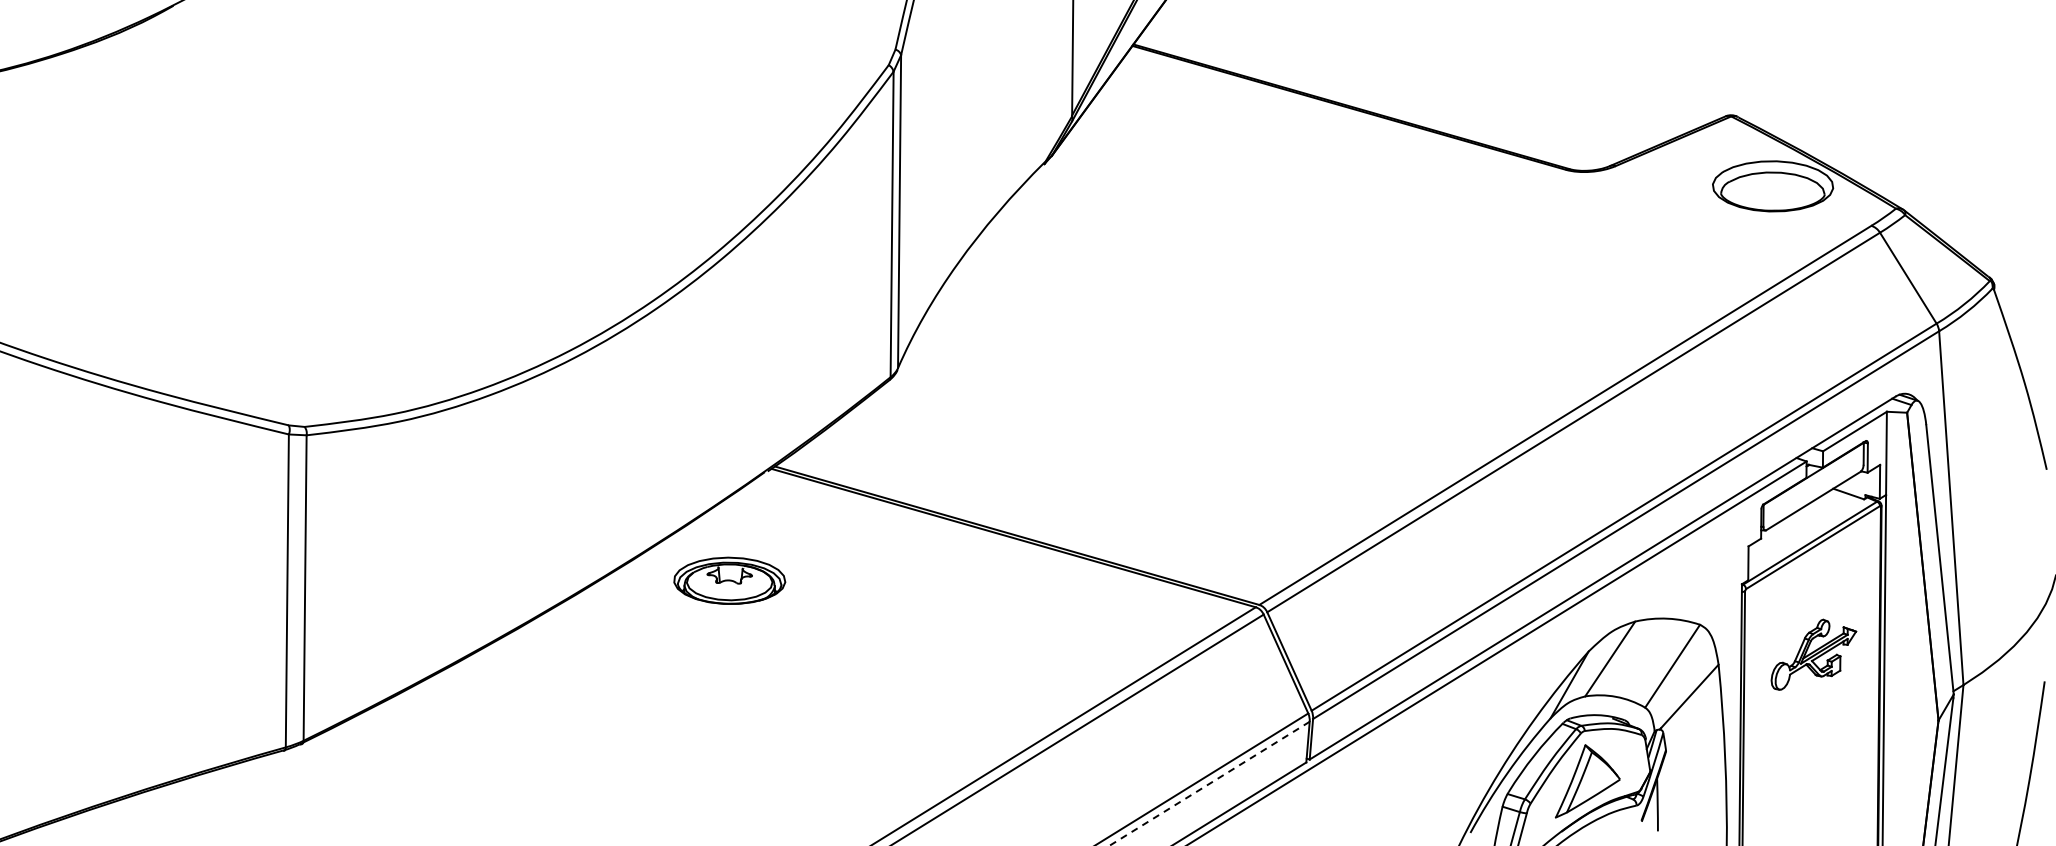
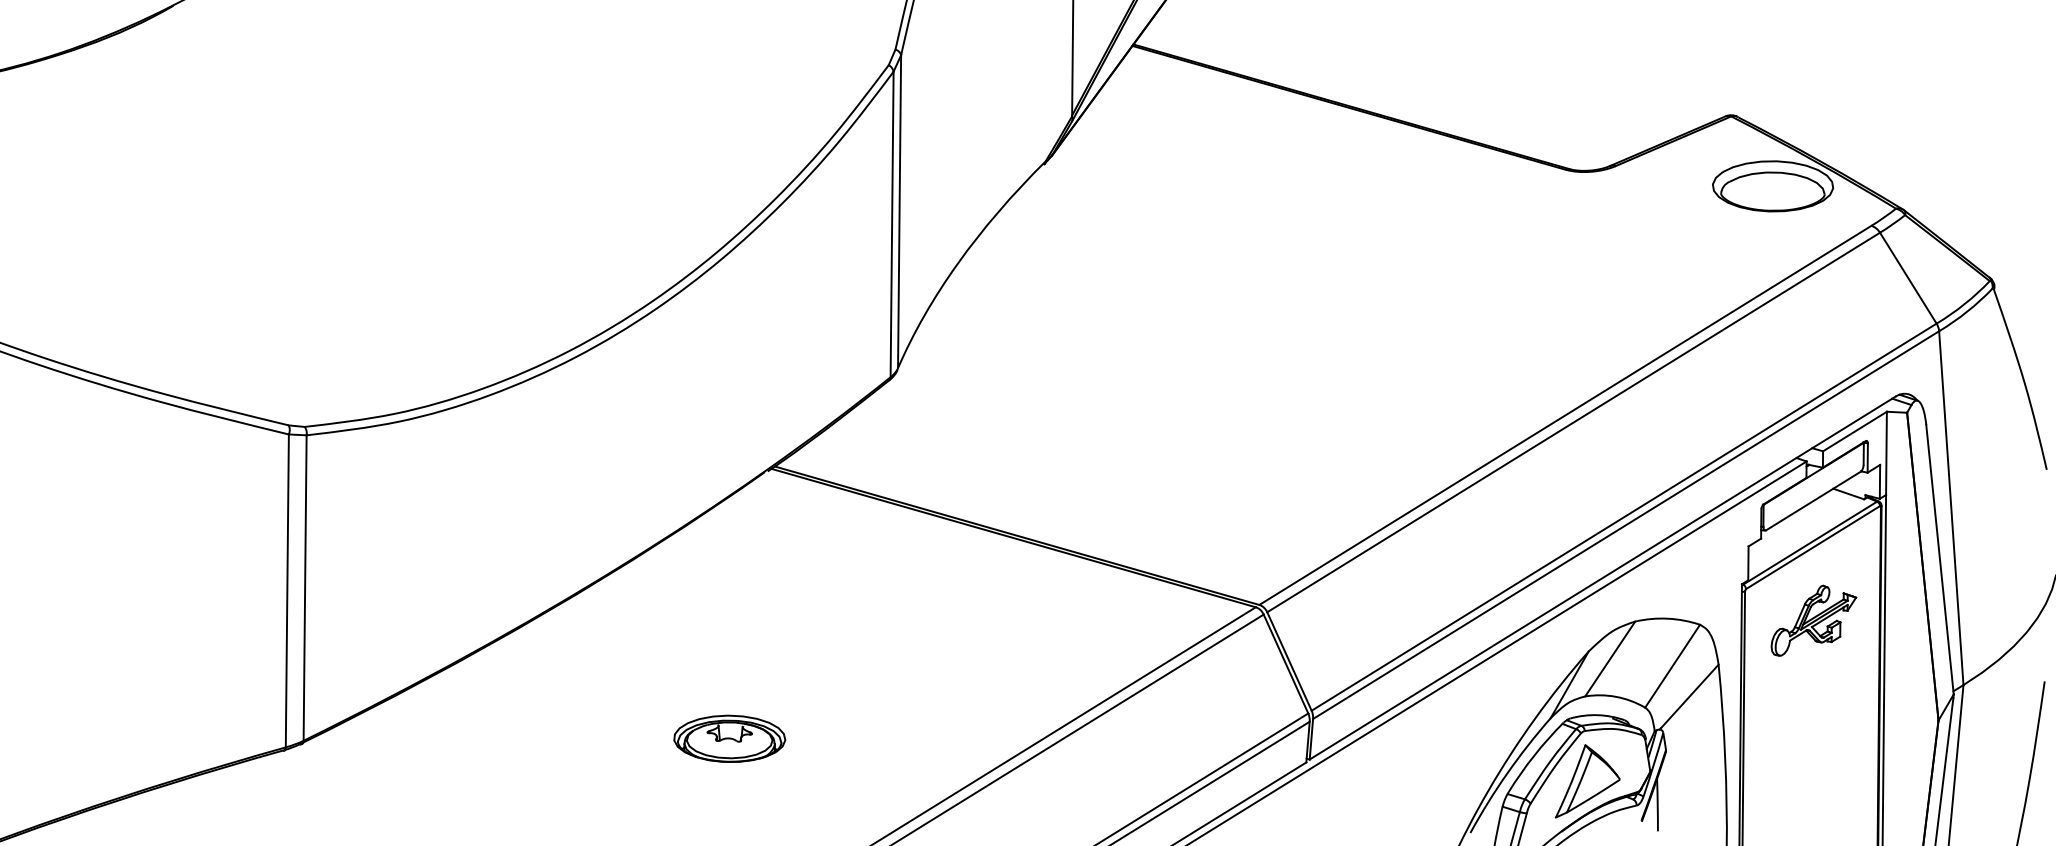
part position: (729, 580) -> (729, 738) (729, 738)
part position: (1813, 654) -> (1813, 620) (1813, 620)
line: dashed -> solid (1209, 783)
